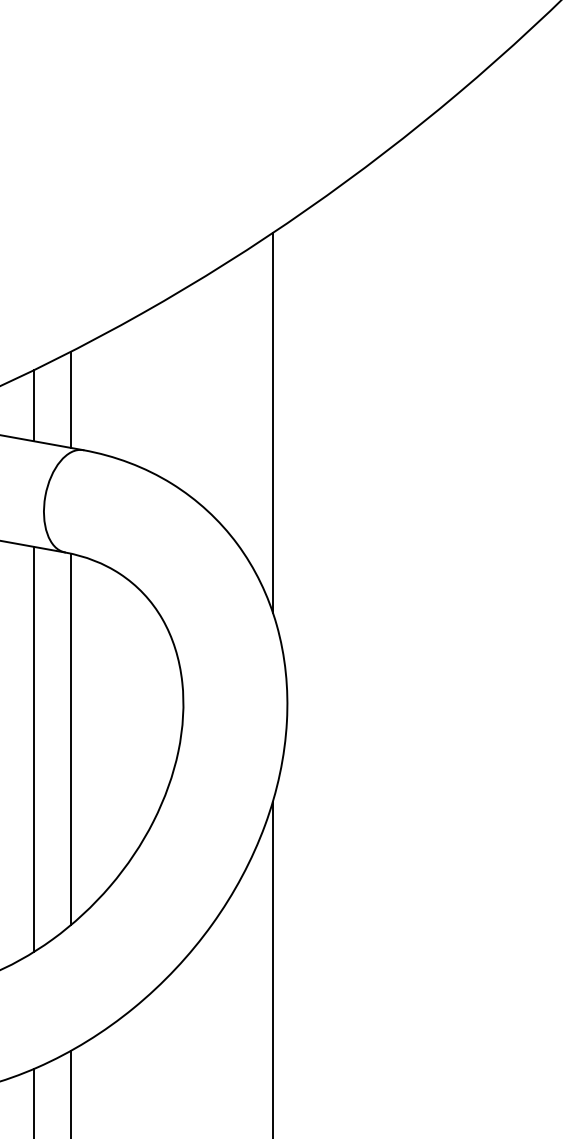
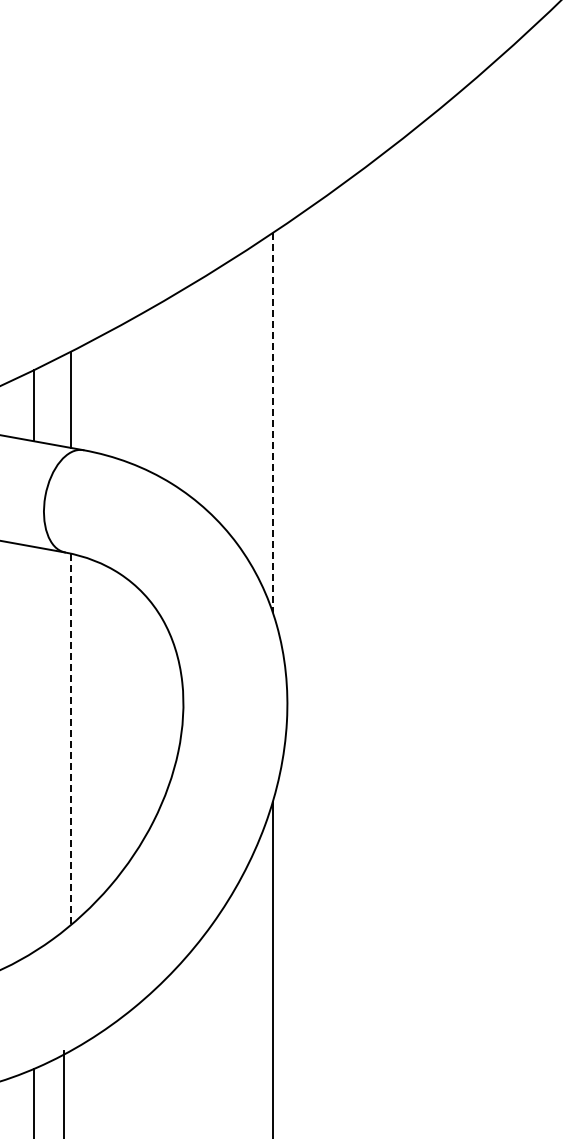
line: solid -> dashed (272, 422)
line: solid -> dashed (70, 739)
line: present -> none (33, 749)
line position: (70, 1092) -> (63, 1092) (63, 1092)
